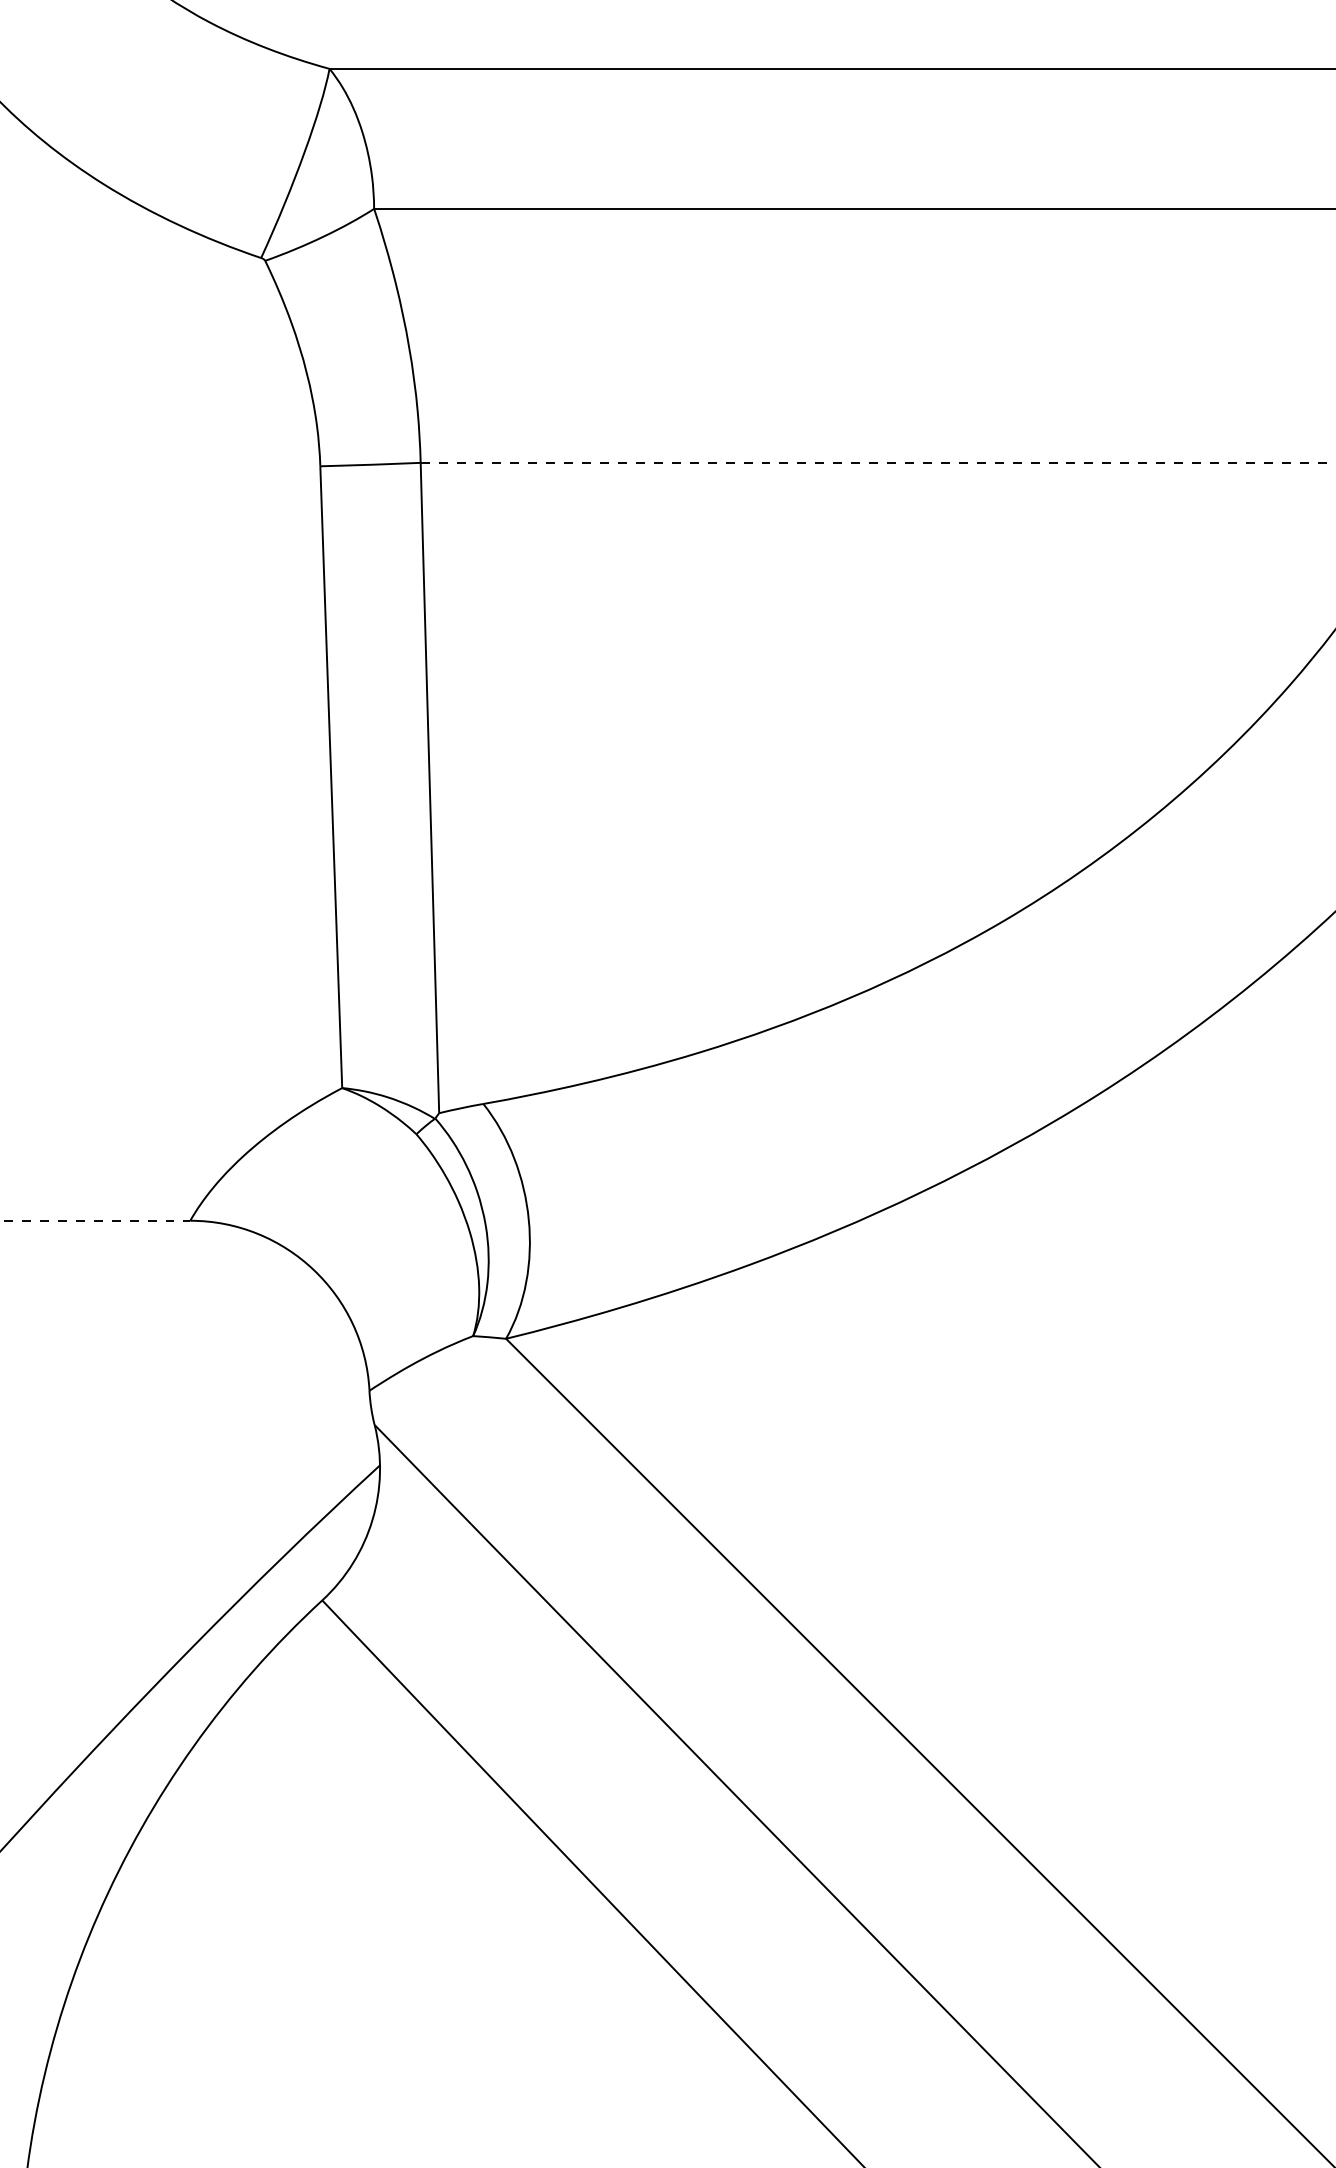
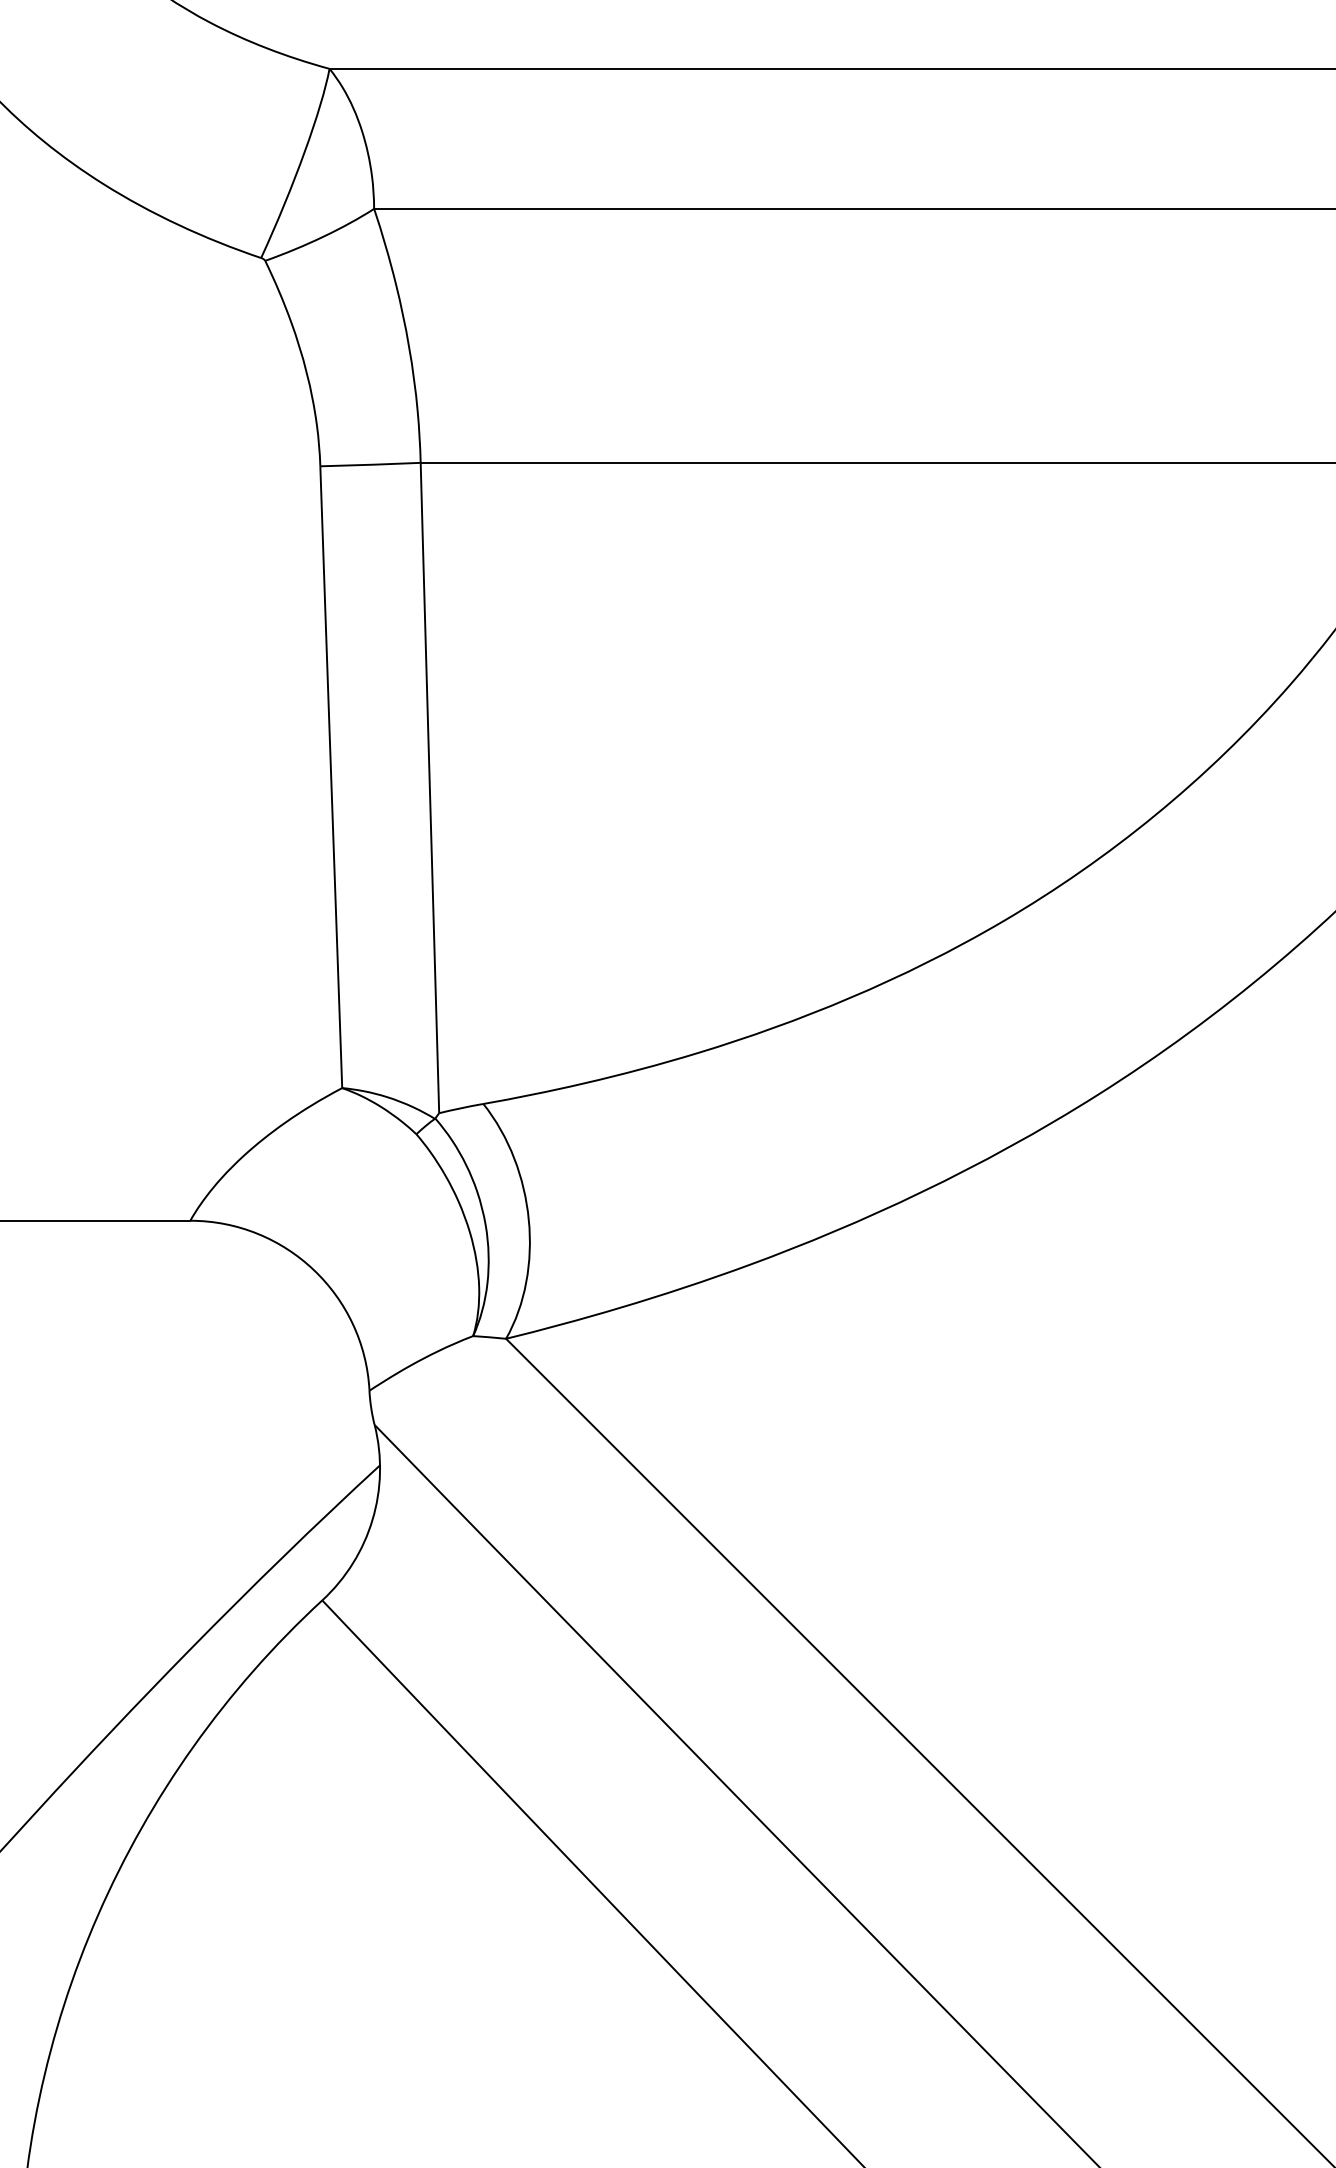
line: dashed -> solid (878, 462)
line: dashed -> solid (95, 1220)
